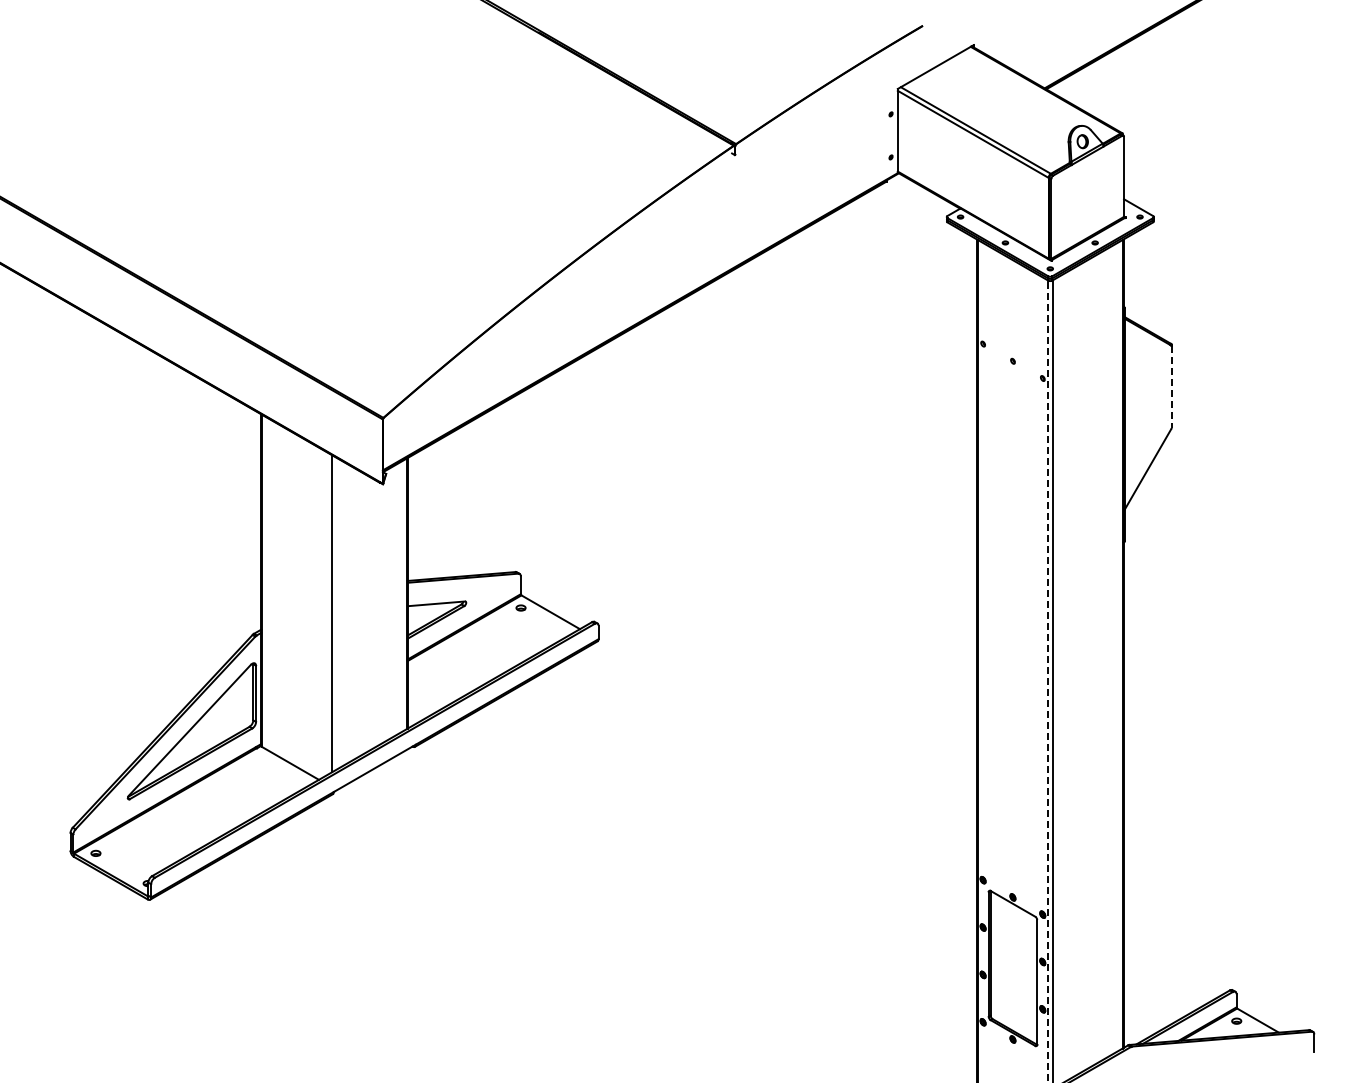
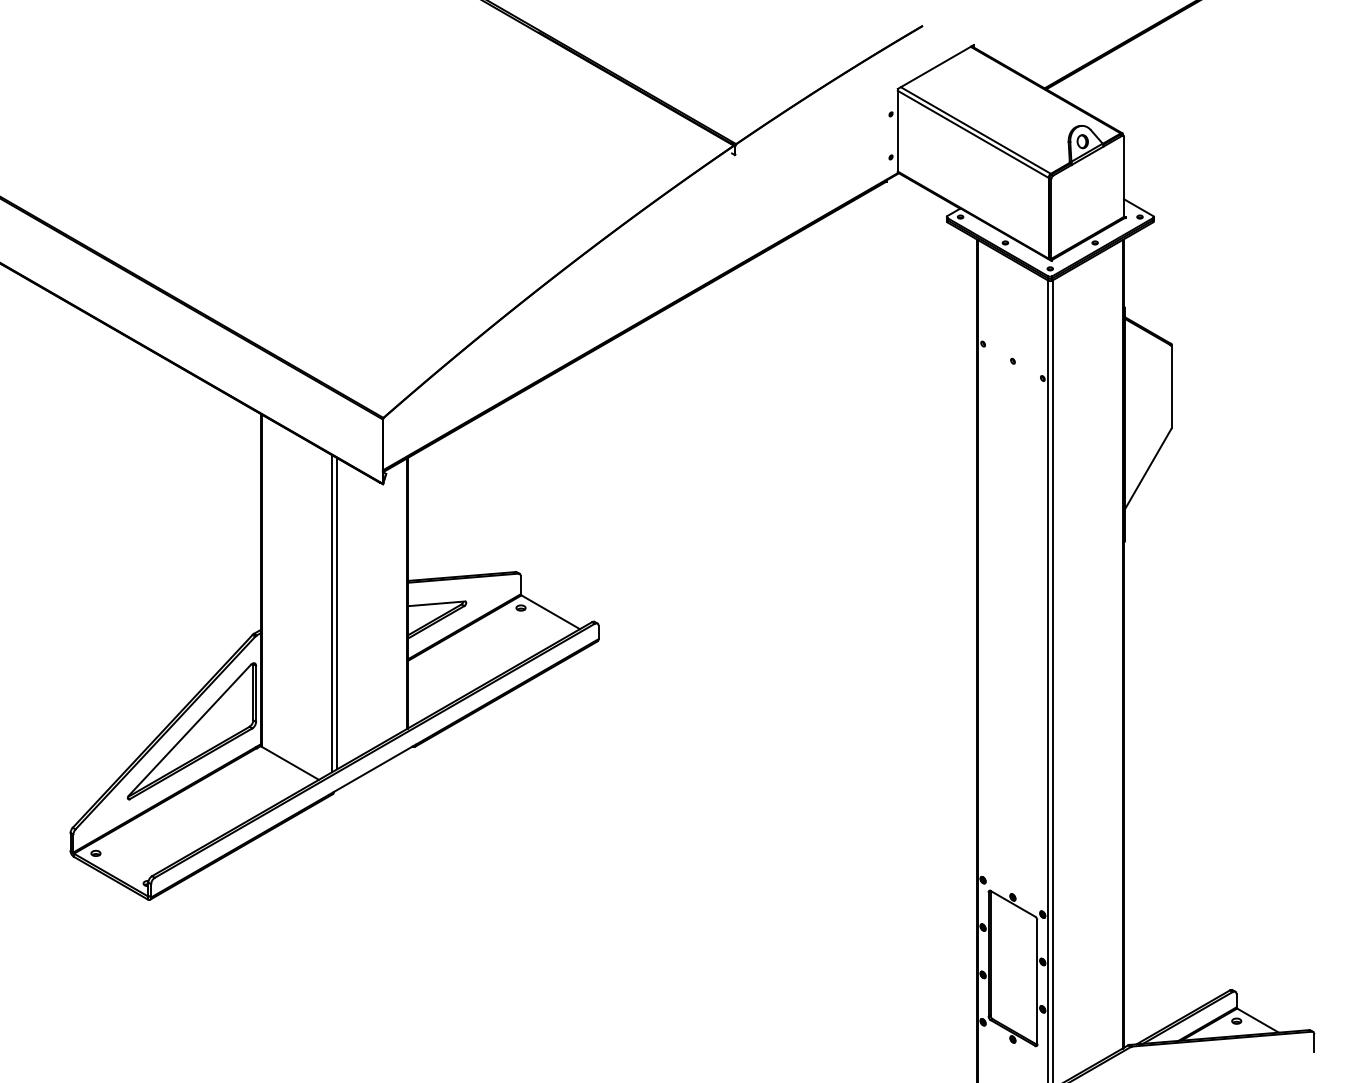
line: dashed -> solid (1171, 387)
line: none -> present (336, 613)
line: dashed -> solid (1047, 681)
